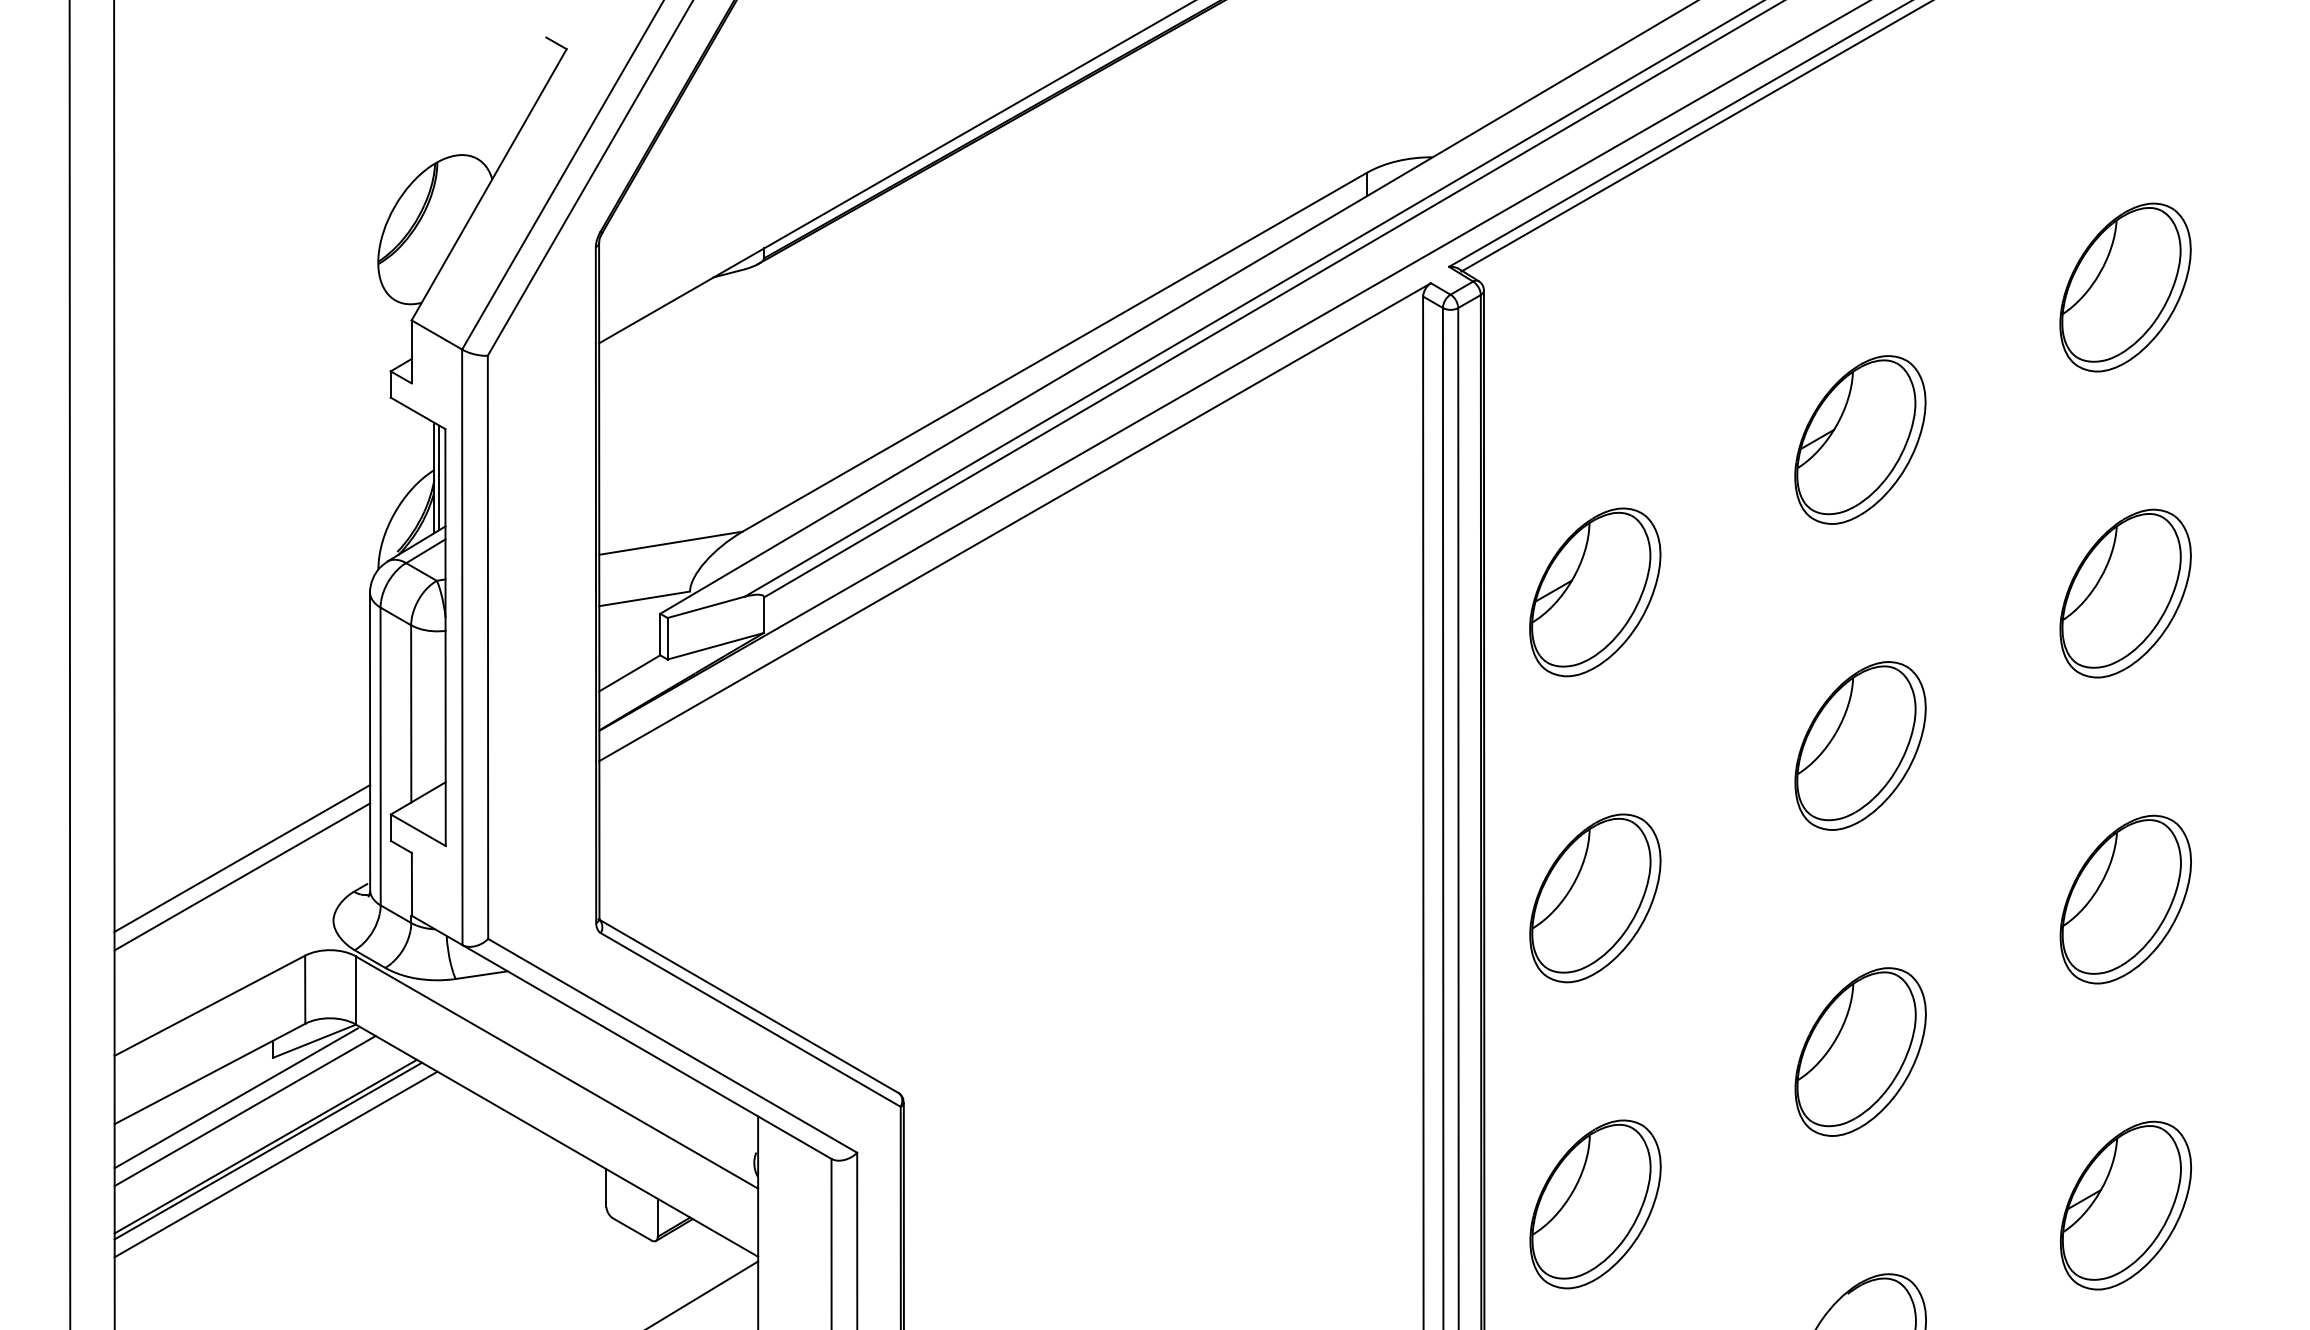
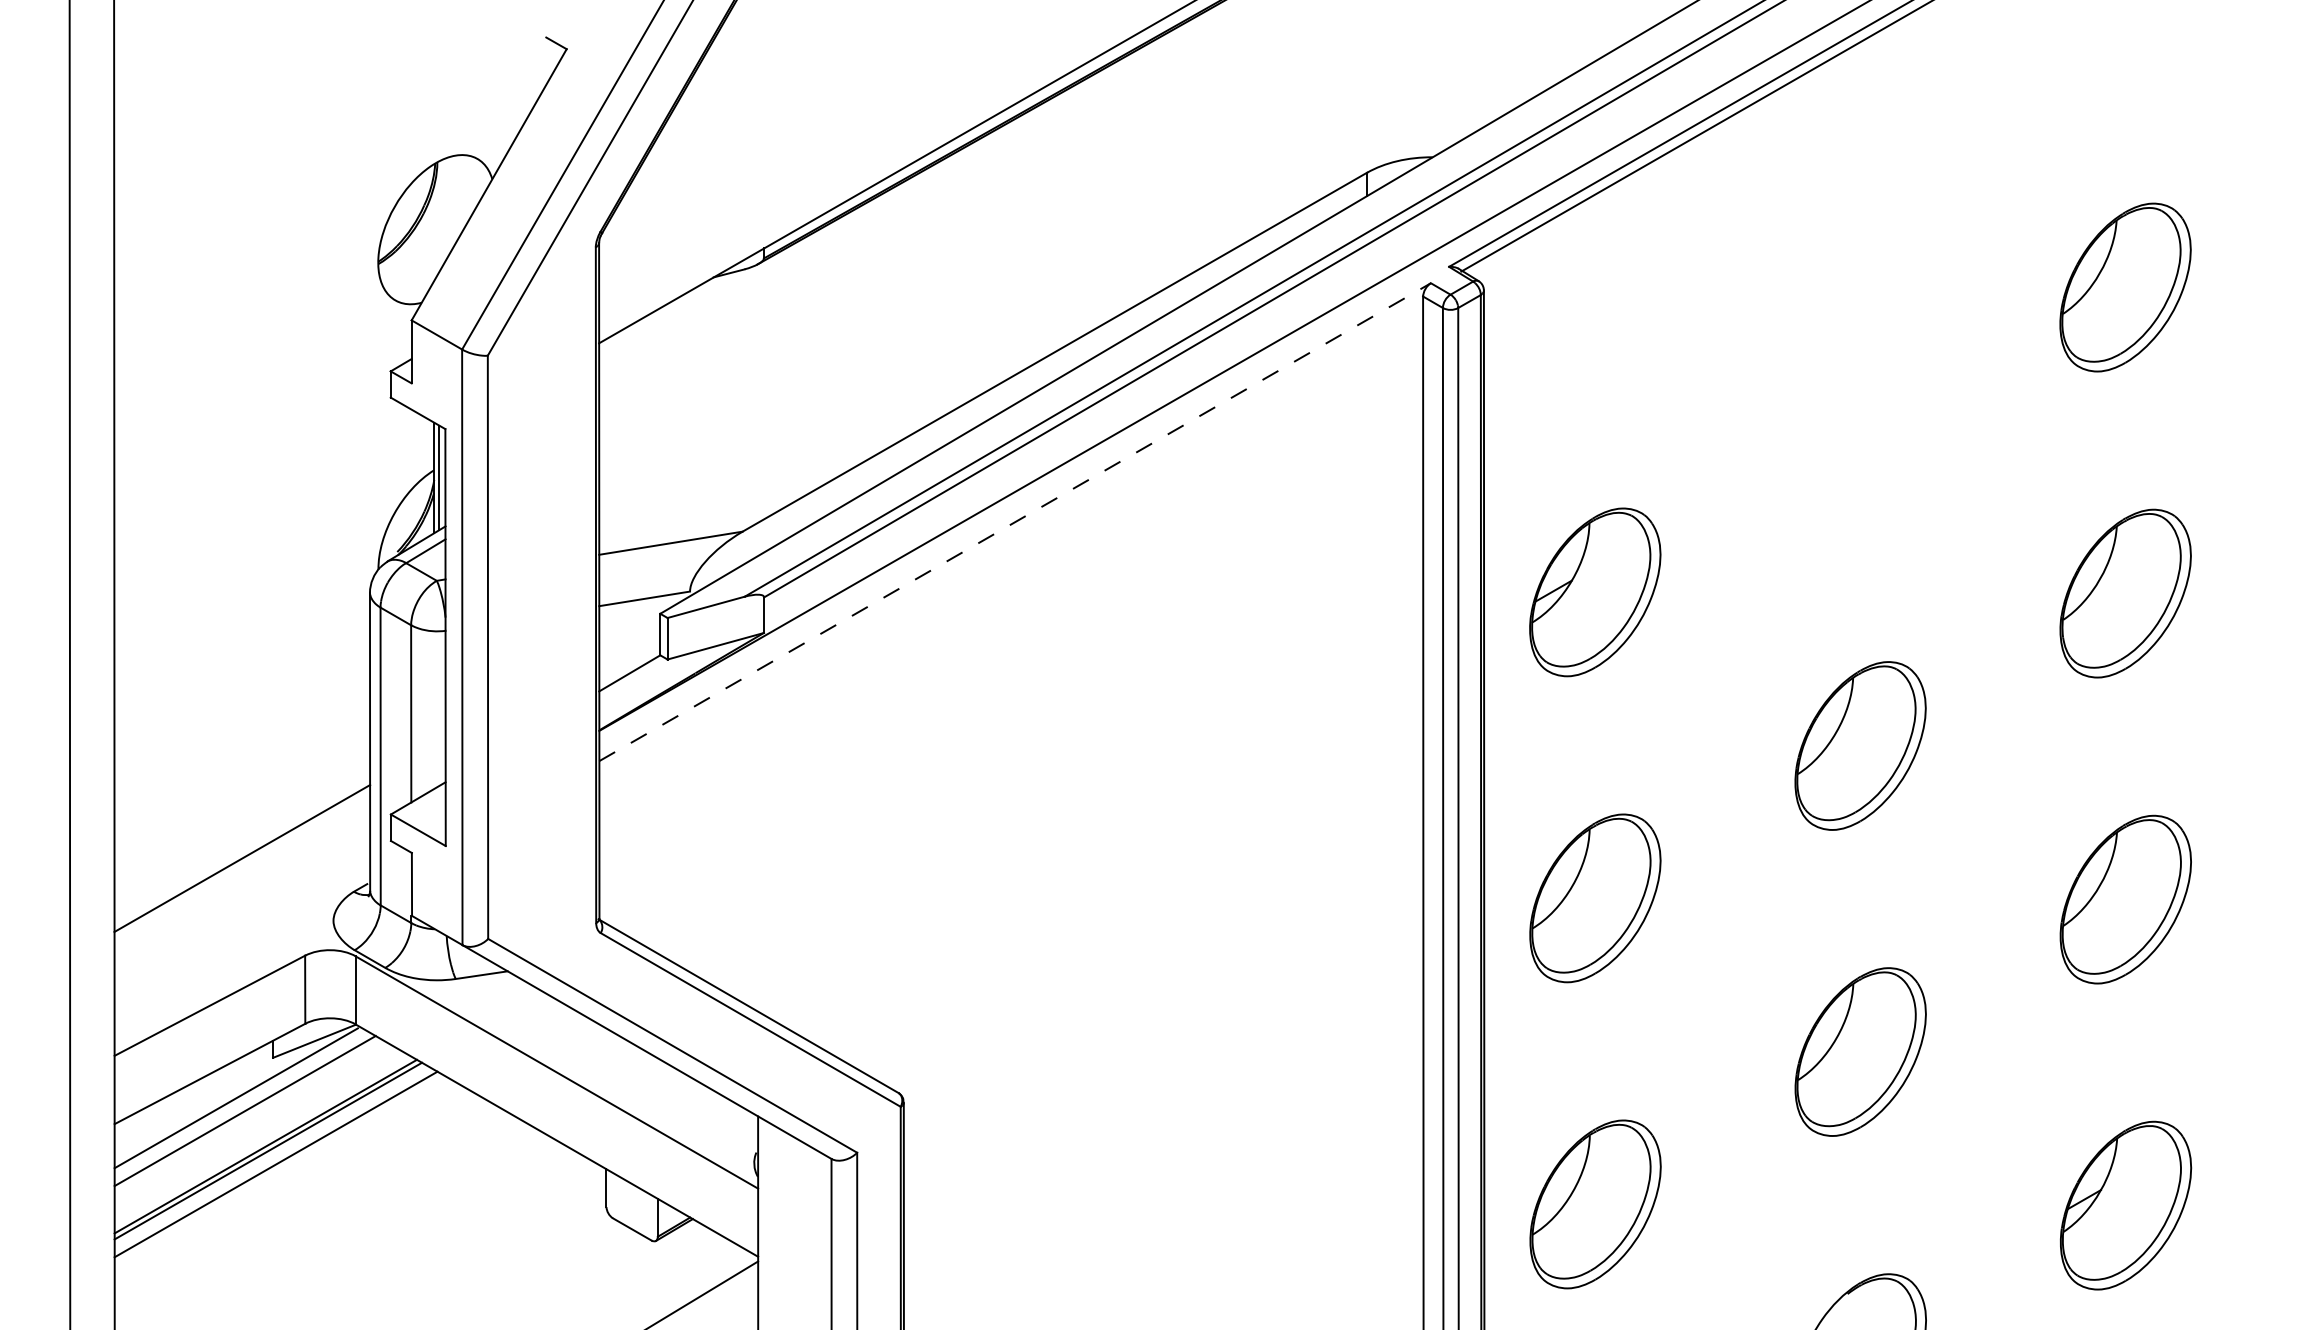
part: present -> none (1860, 439)
line: solid -> dashed (1015, 522)
line: present -> none (242, 876)
